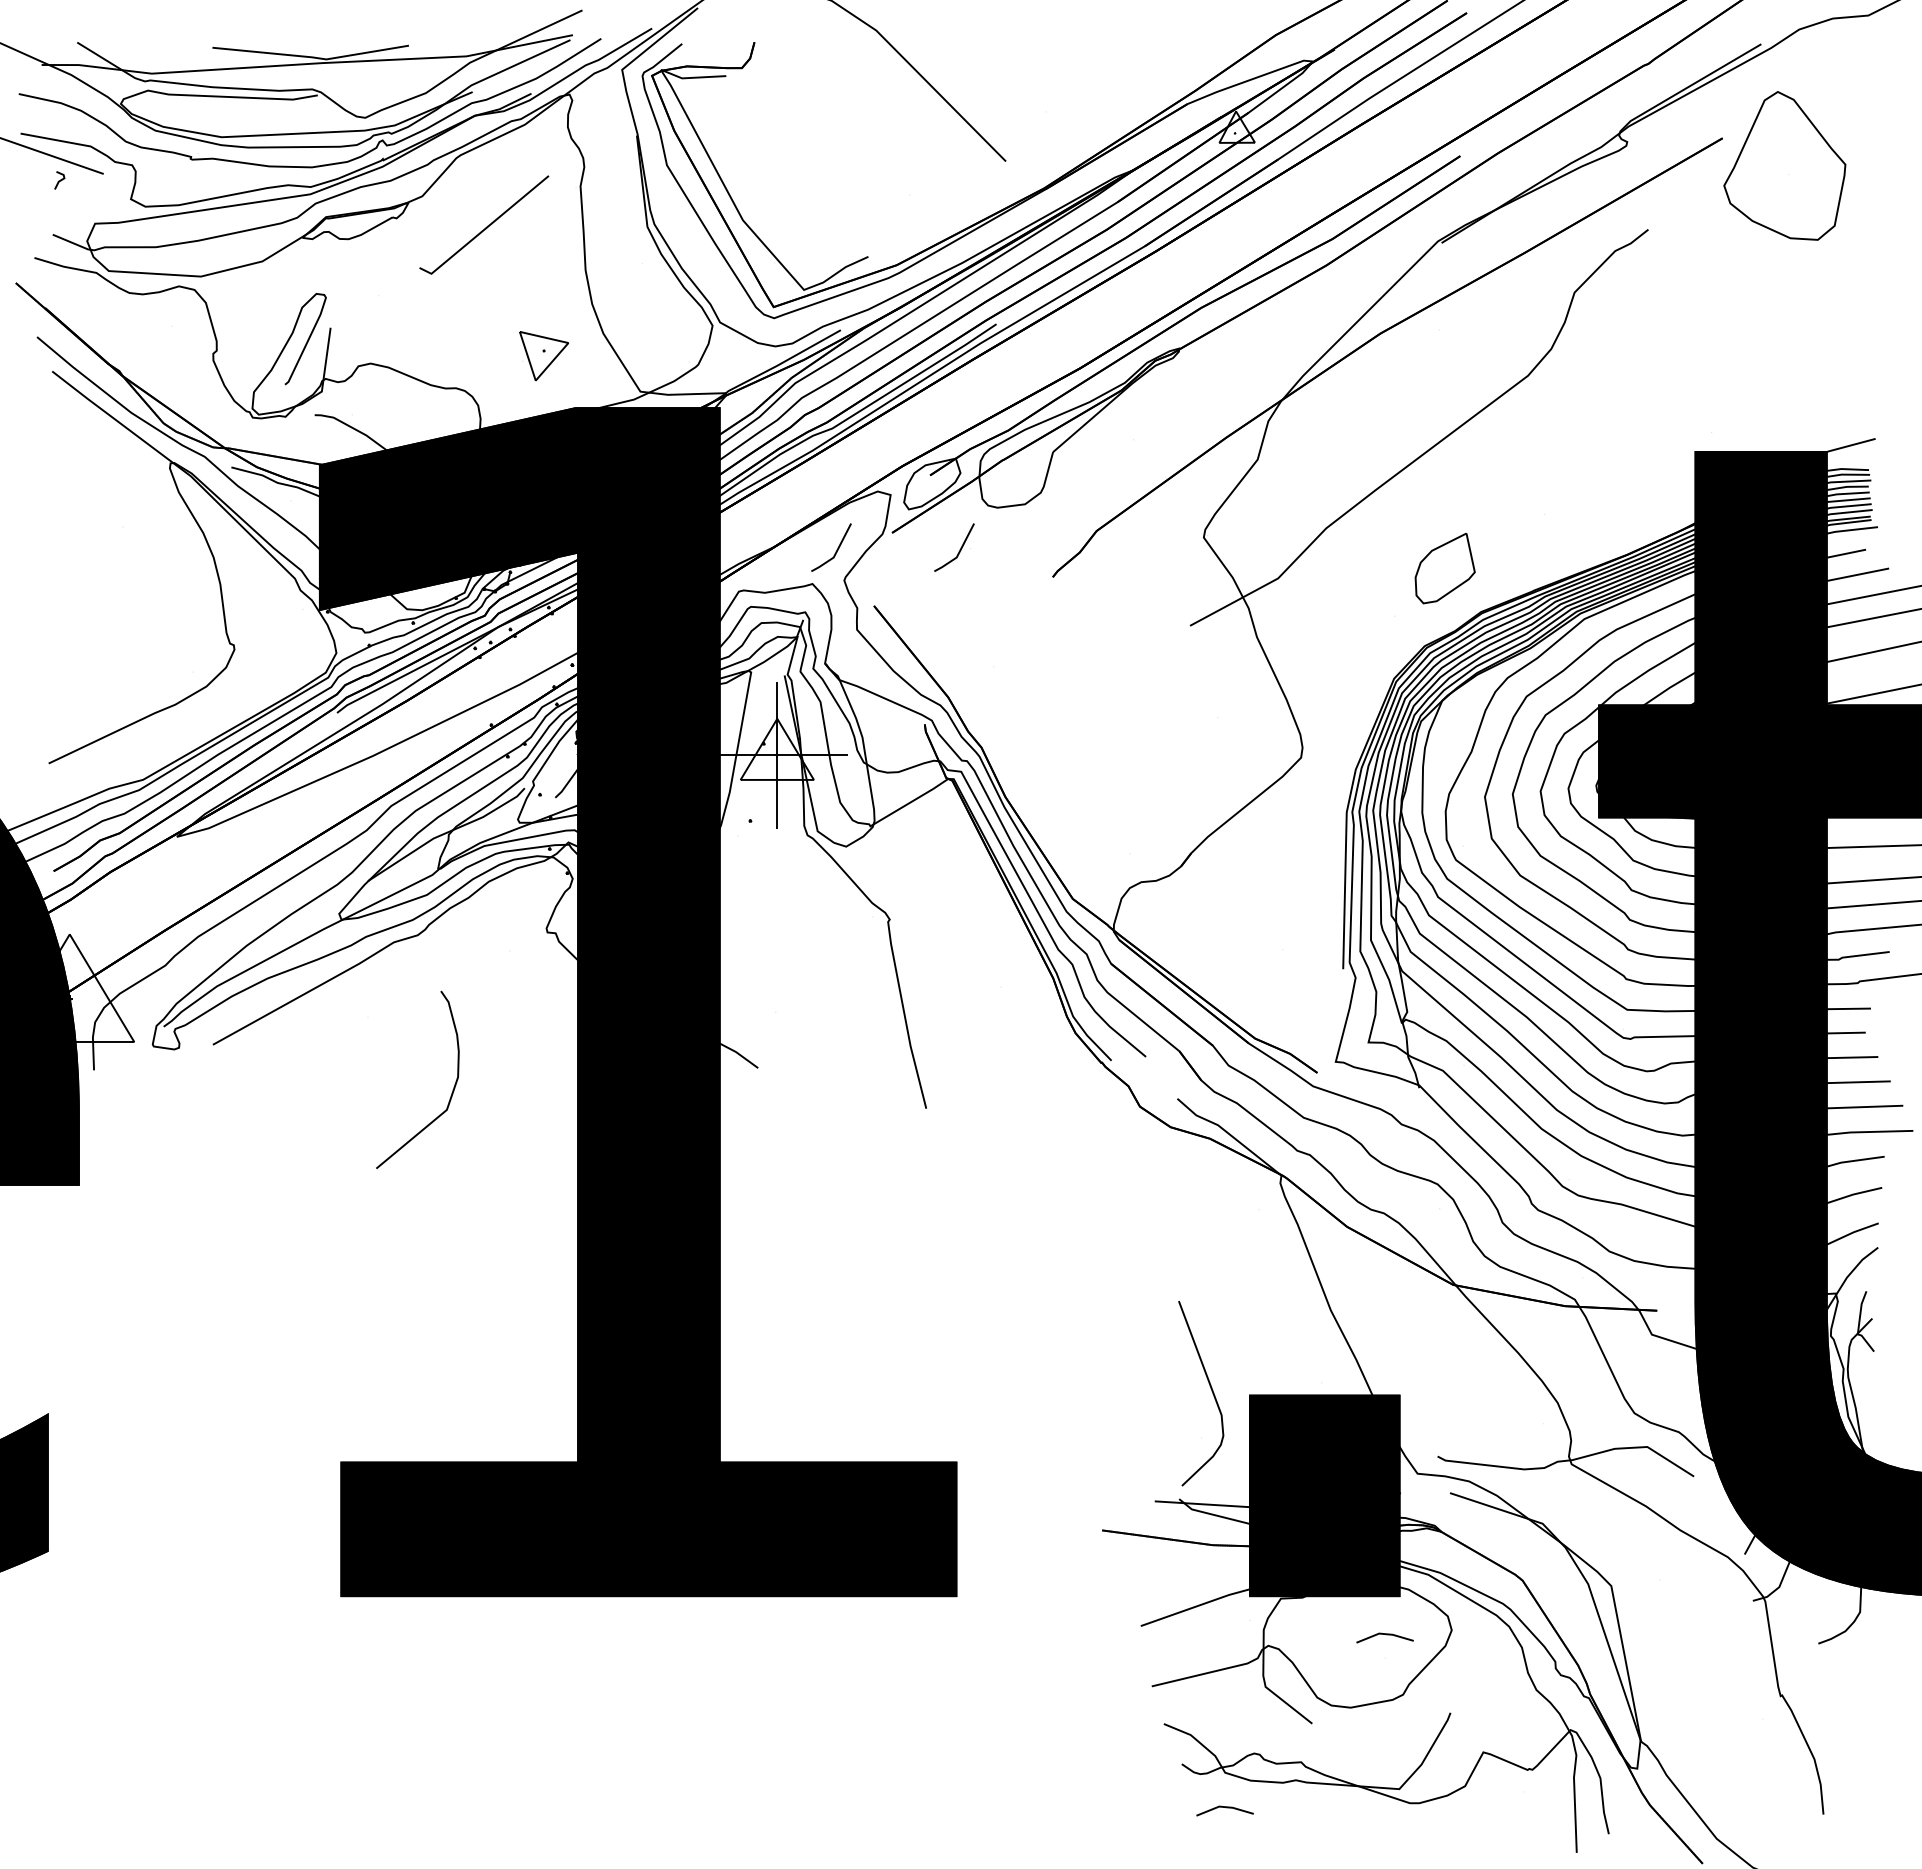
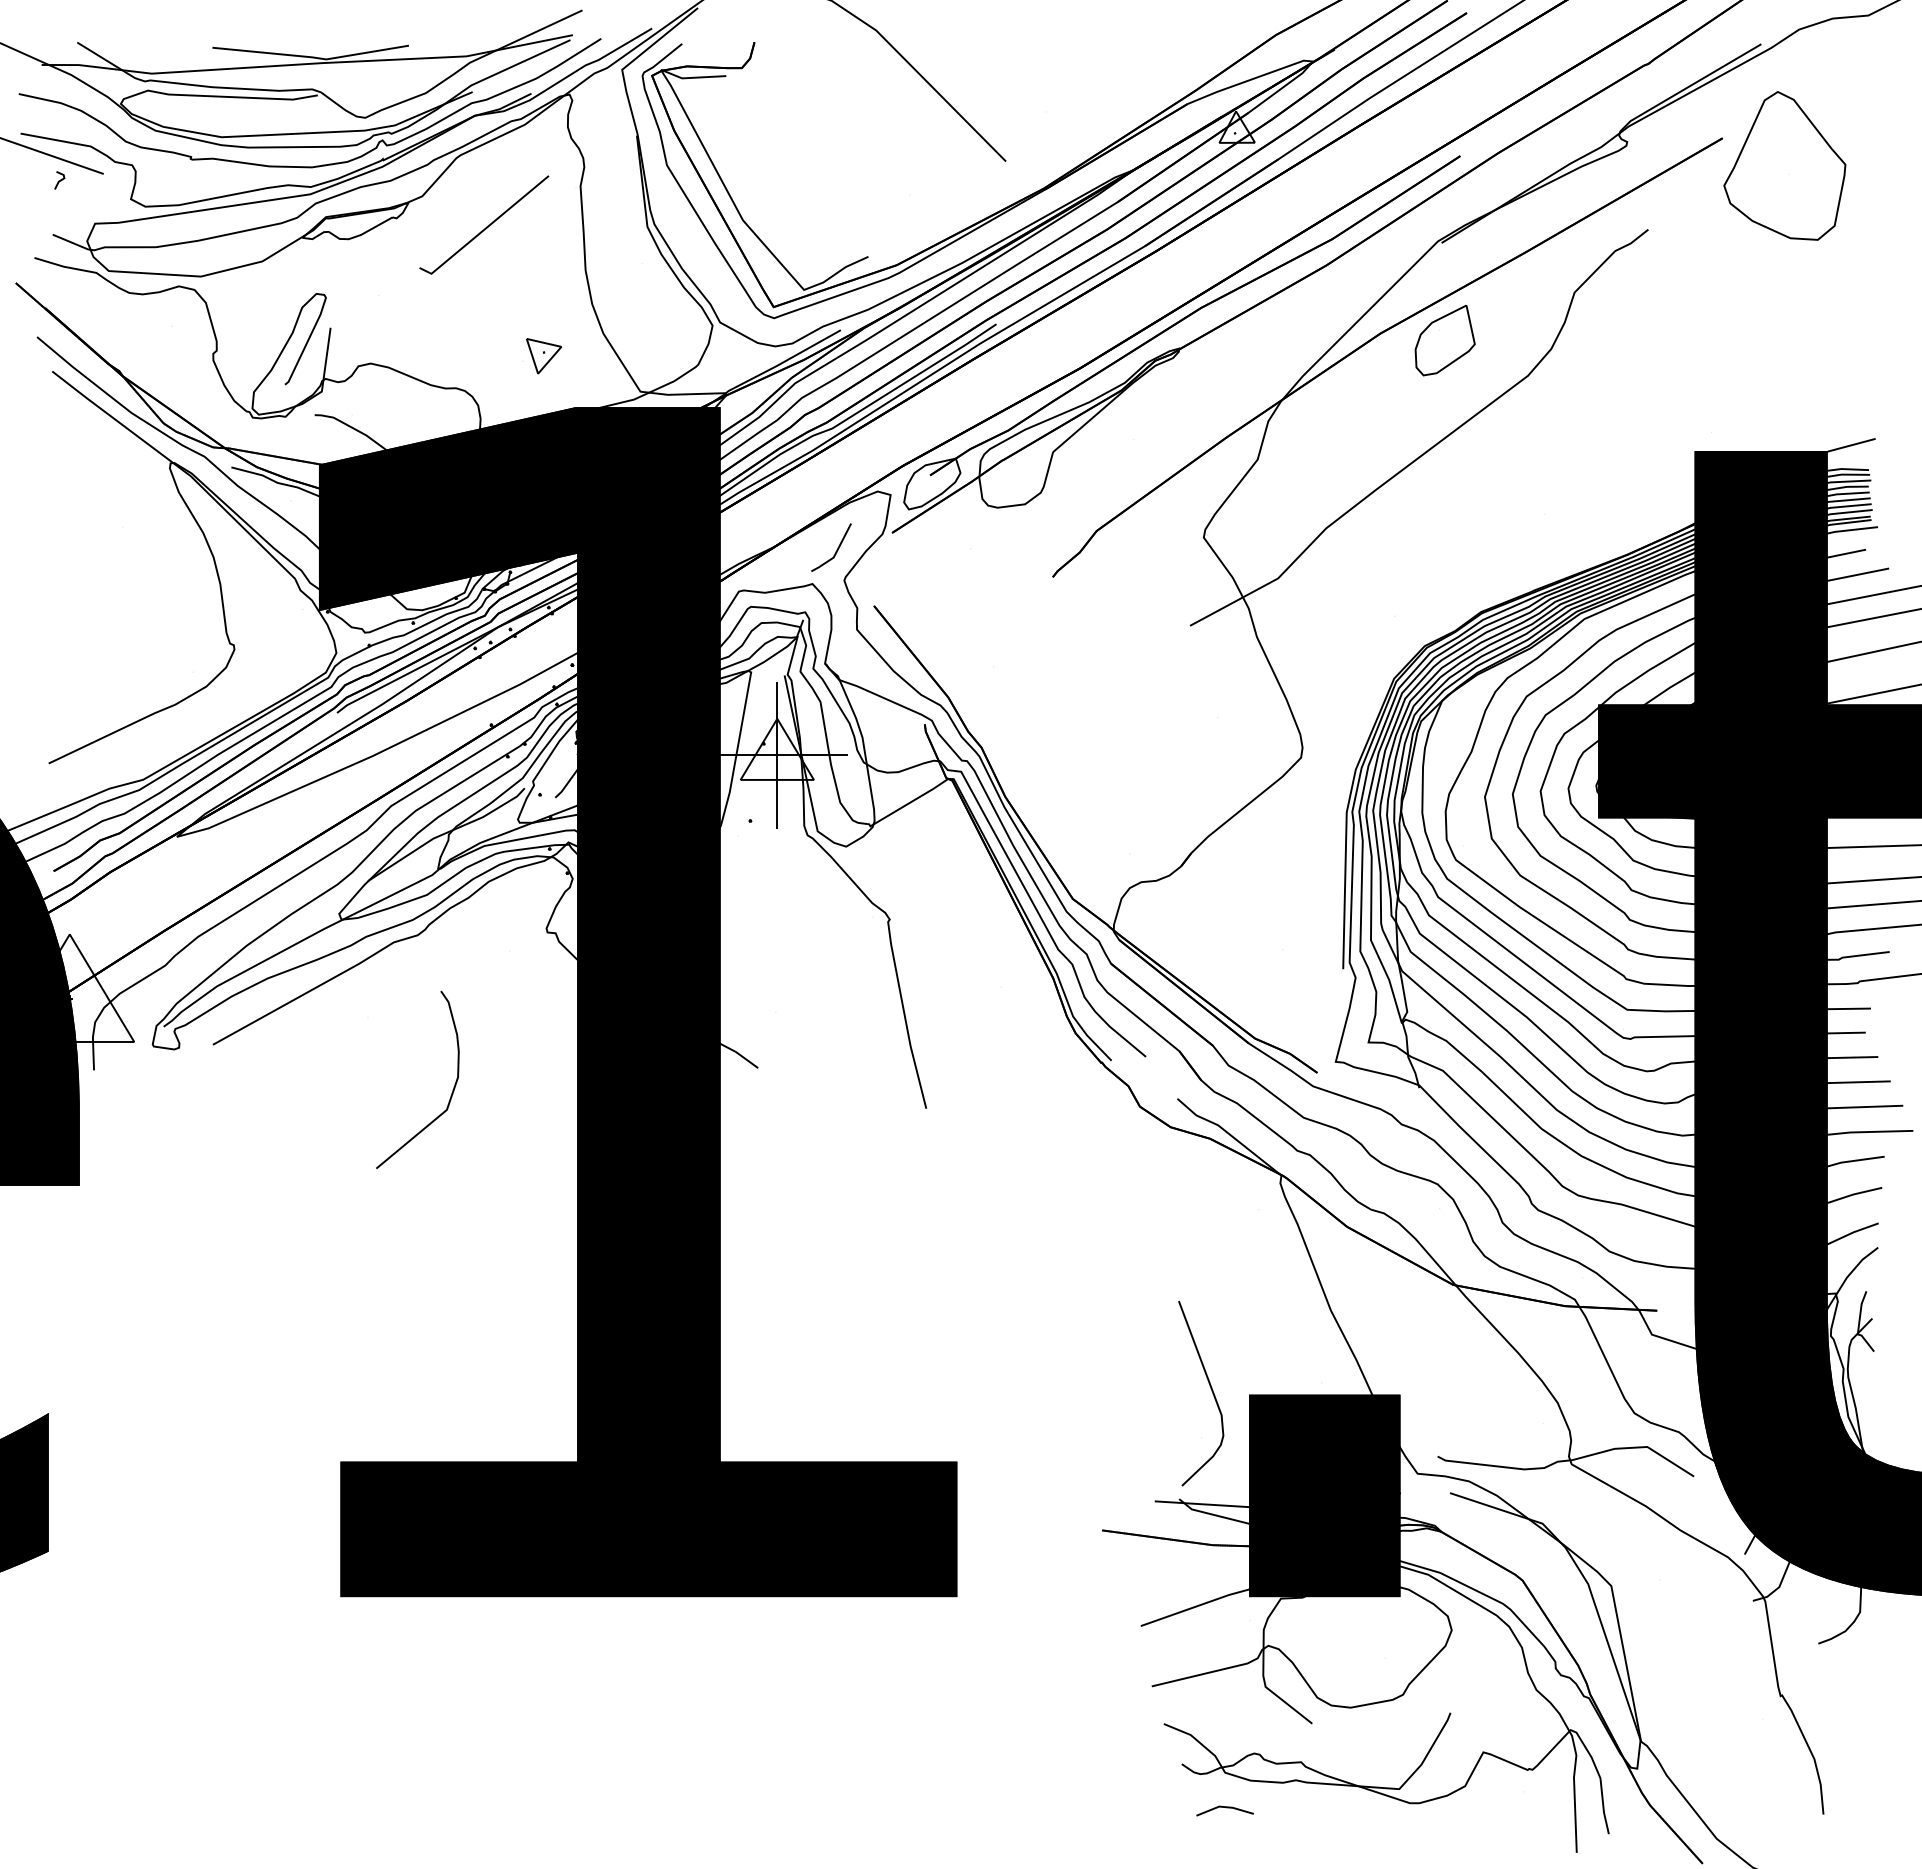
part size: 50x51 px -> 36x37 px (543, 356)
line: present -> none (959, 549)
part position: (1444, 568) -> (1444, 340) (1444, 340)
line: present -> none (1386, 1635)
